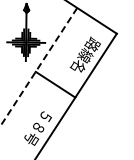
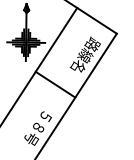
line: dashed -> solid (38, 67)
